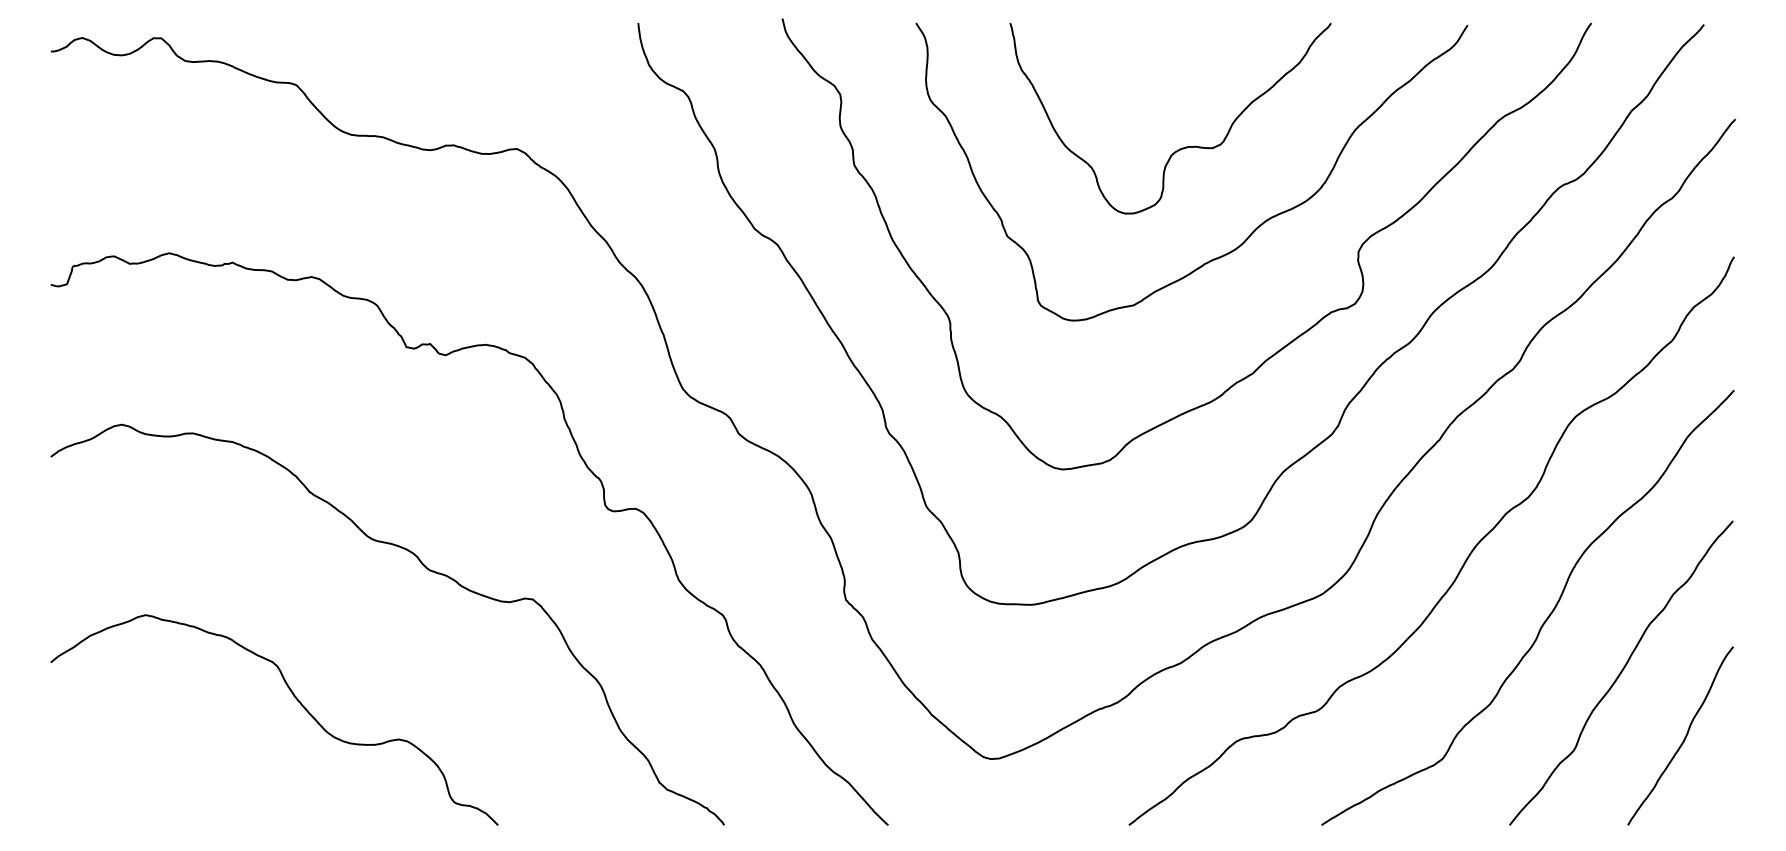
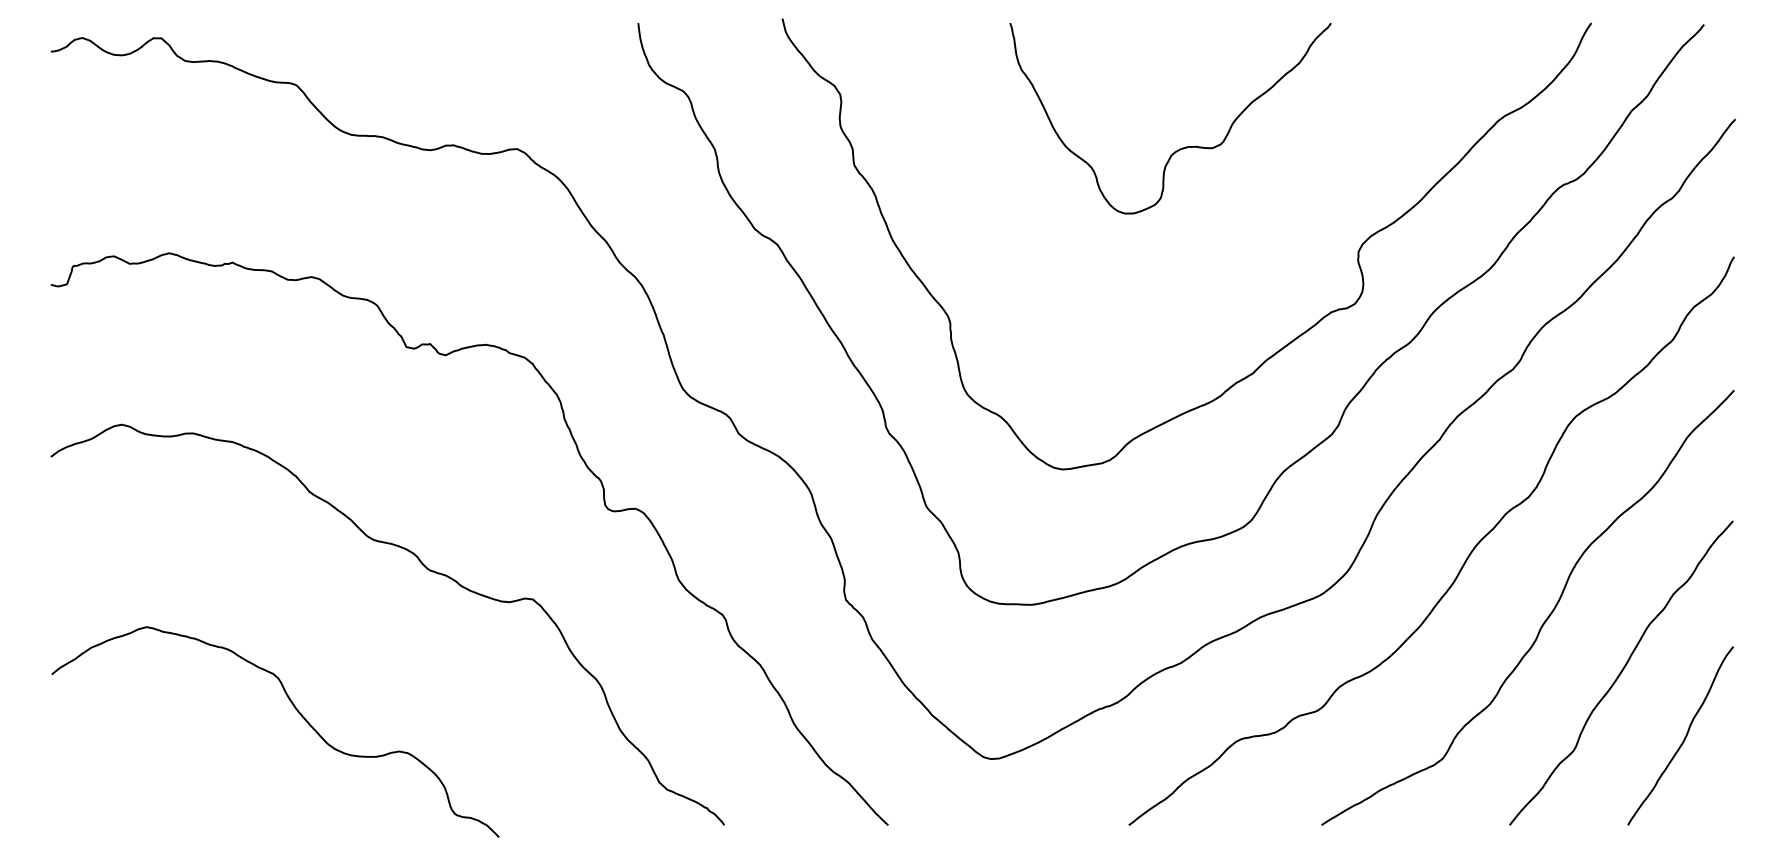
curve: present -> none (1252, 231)
curve position: (296, 700) -> (297, 712) (297, 712)
